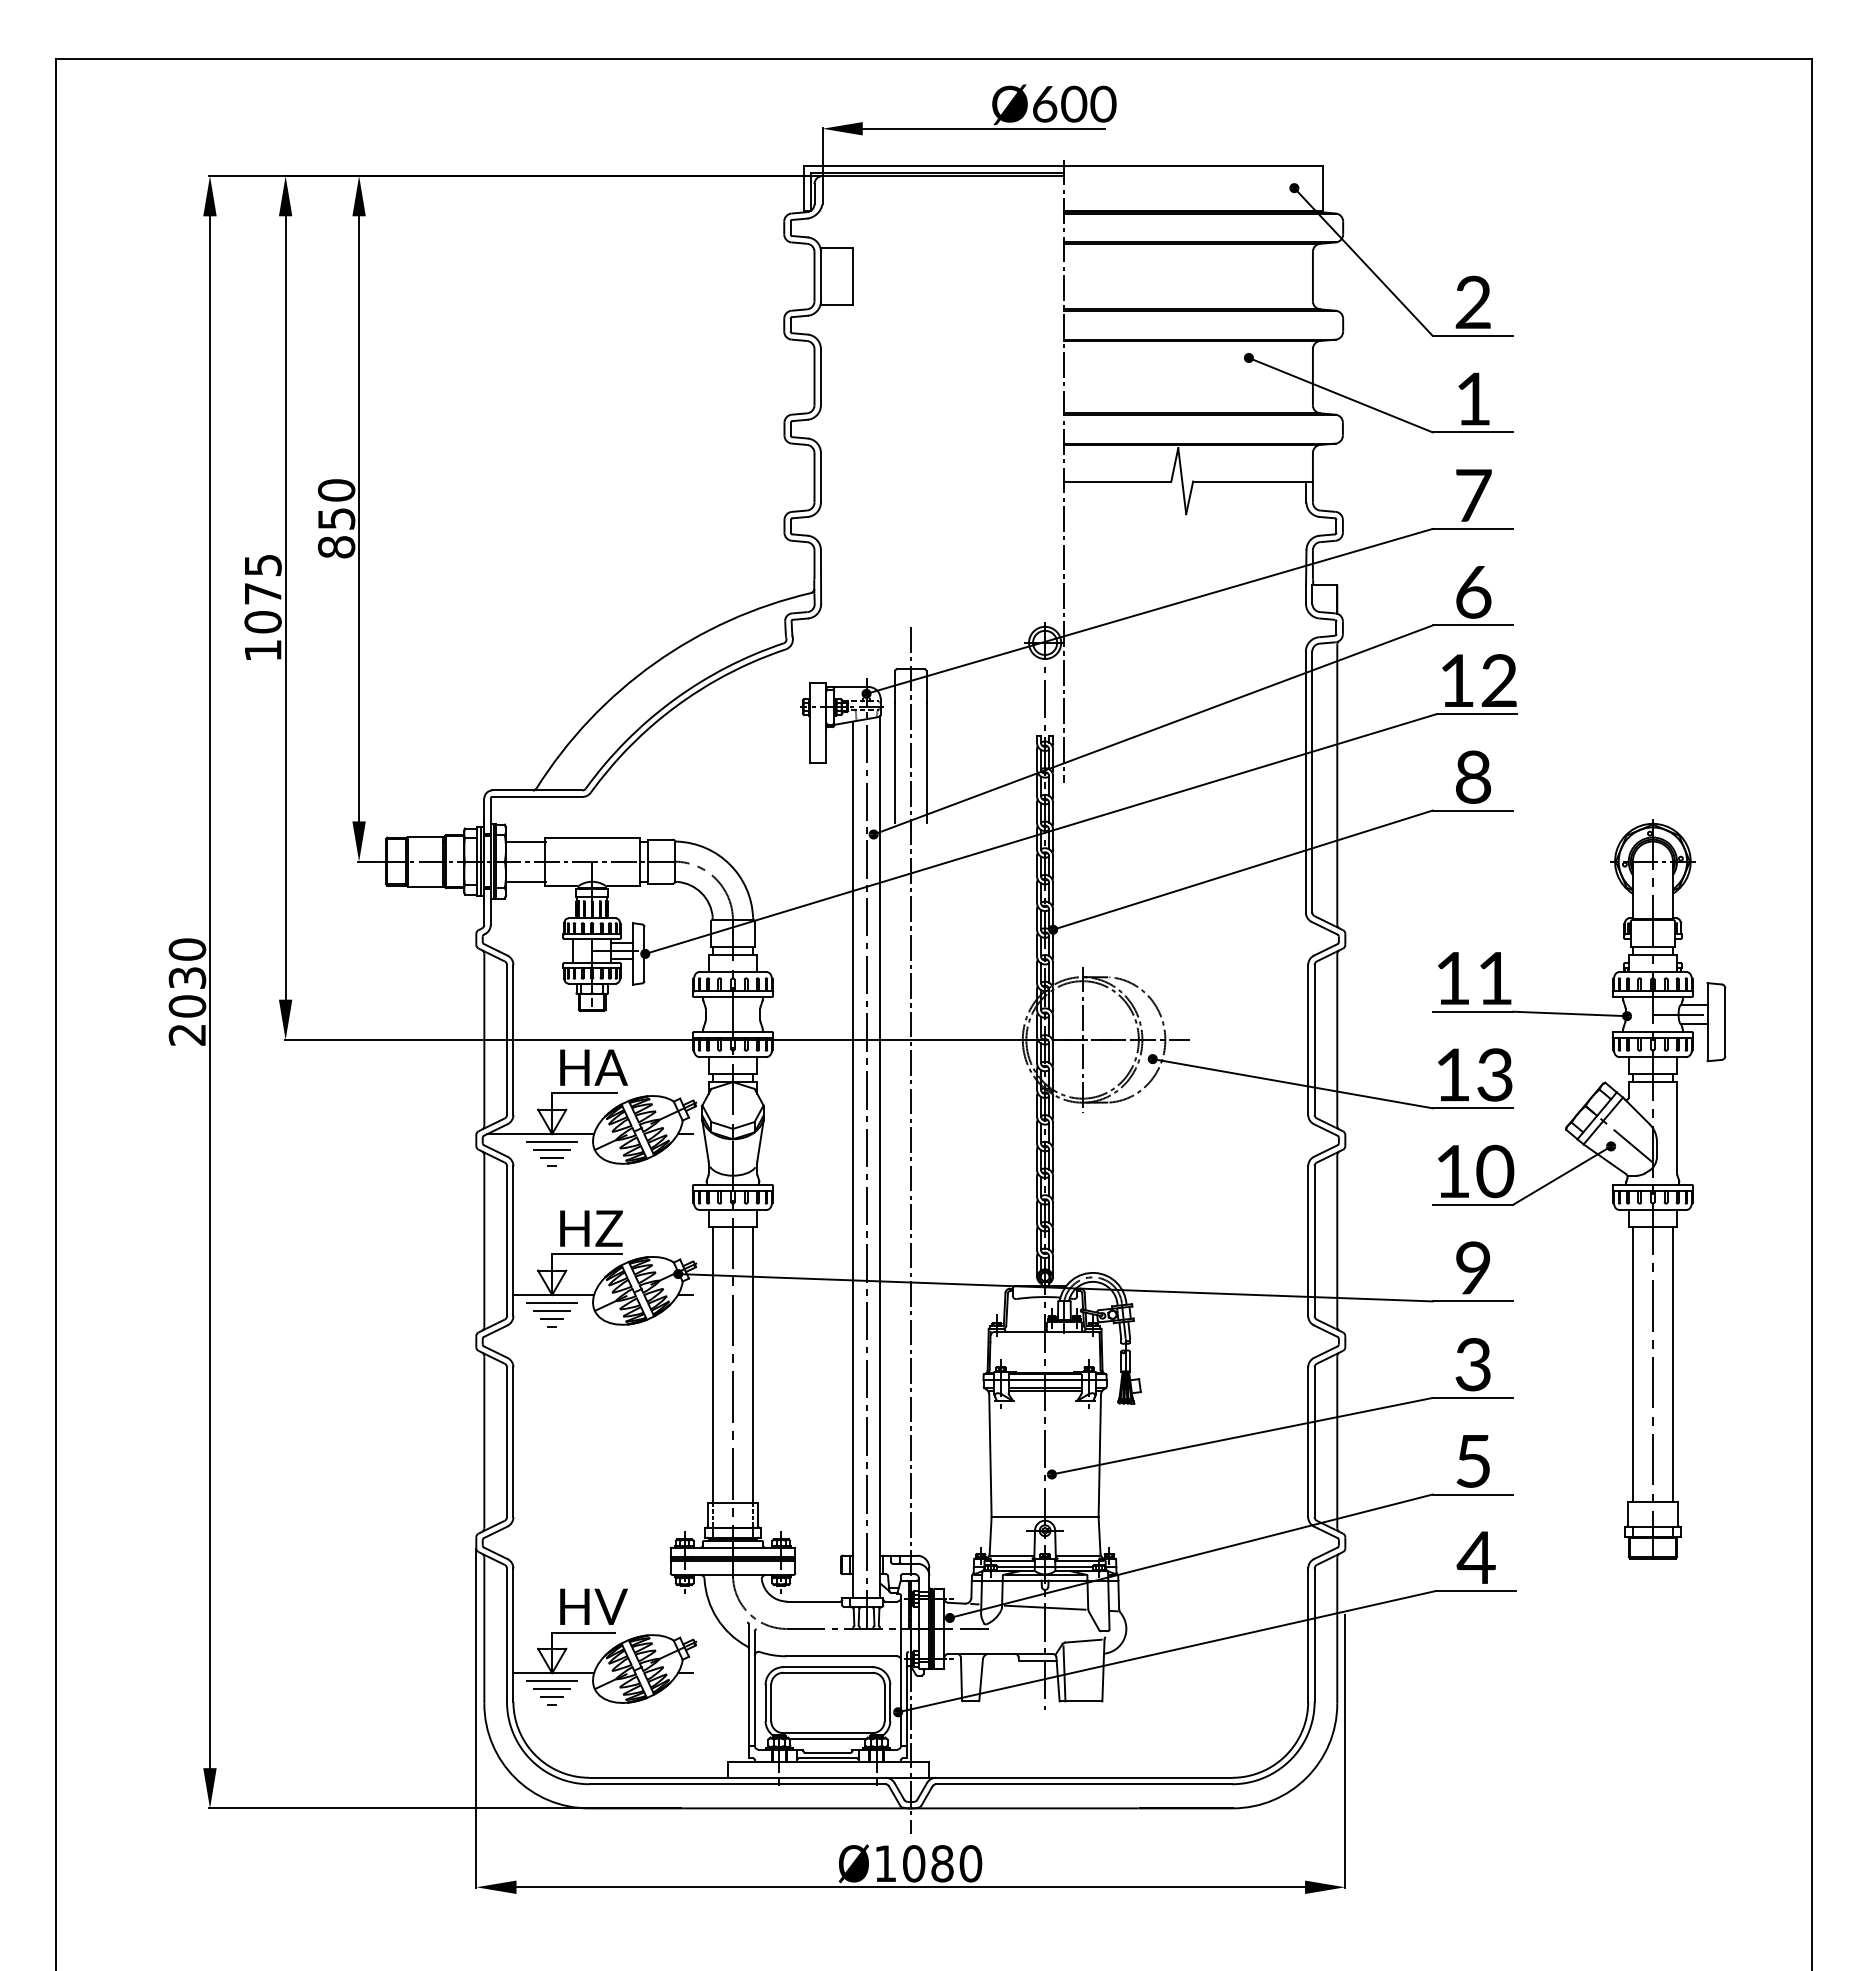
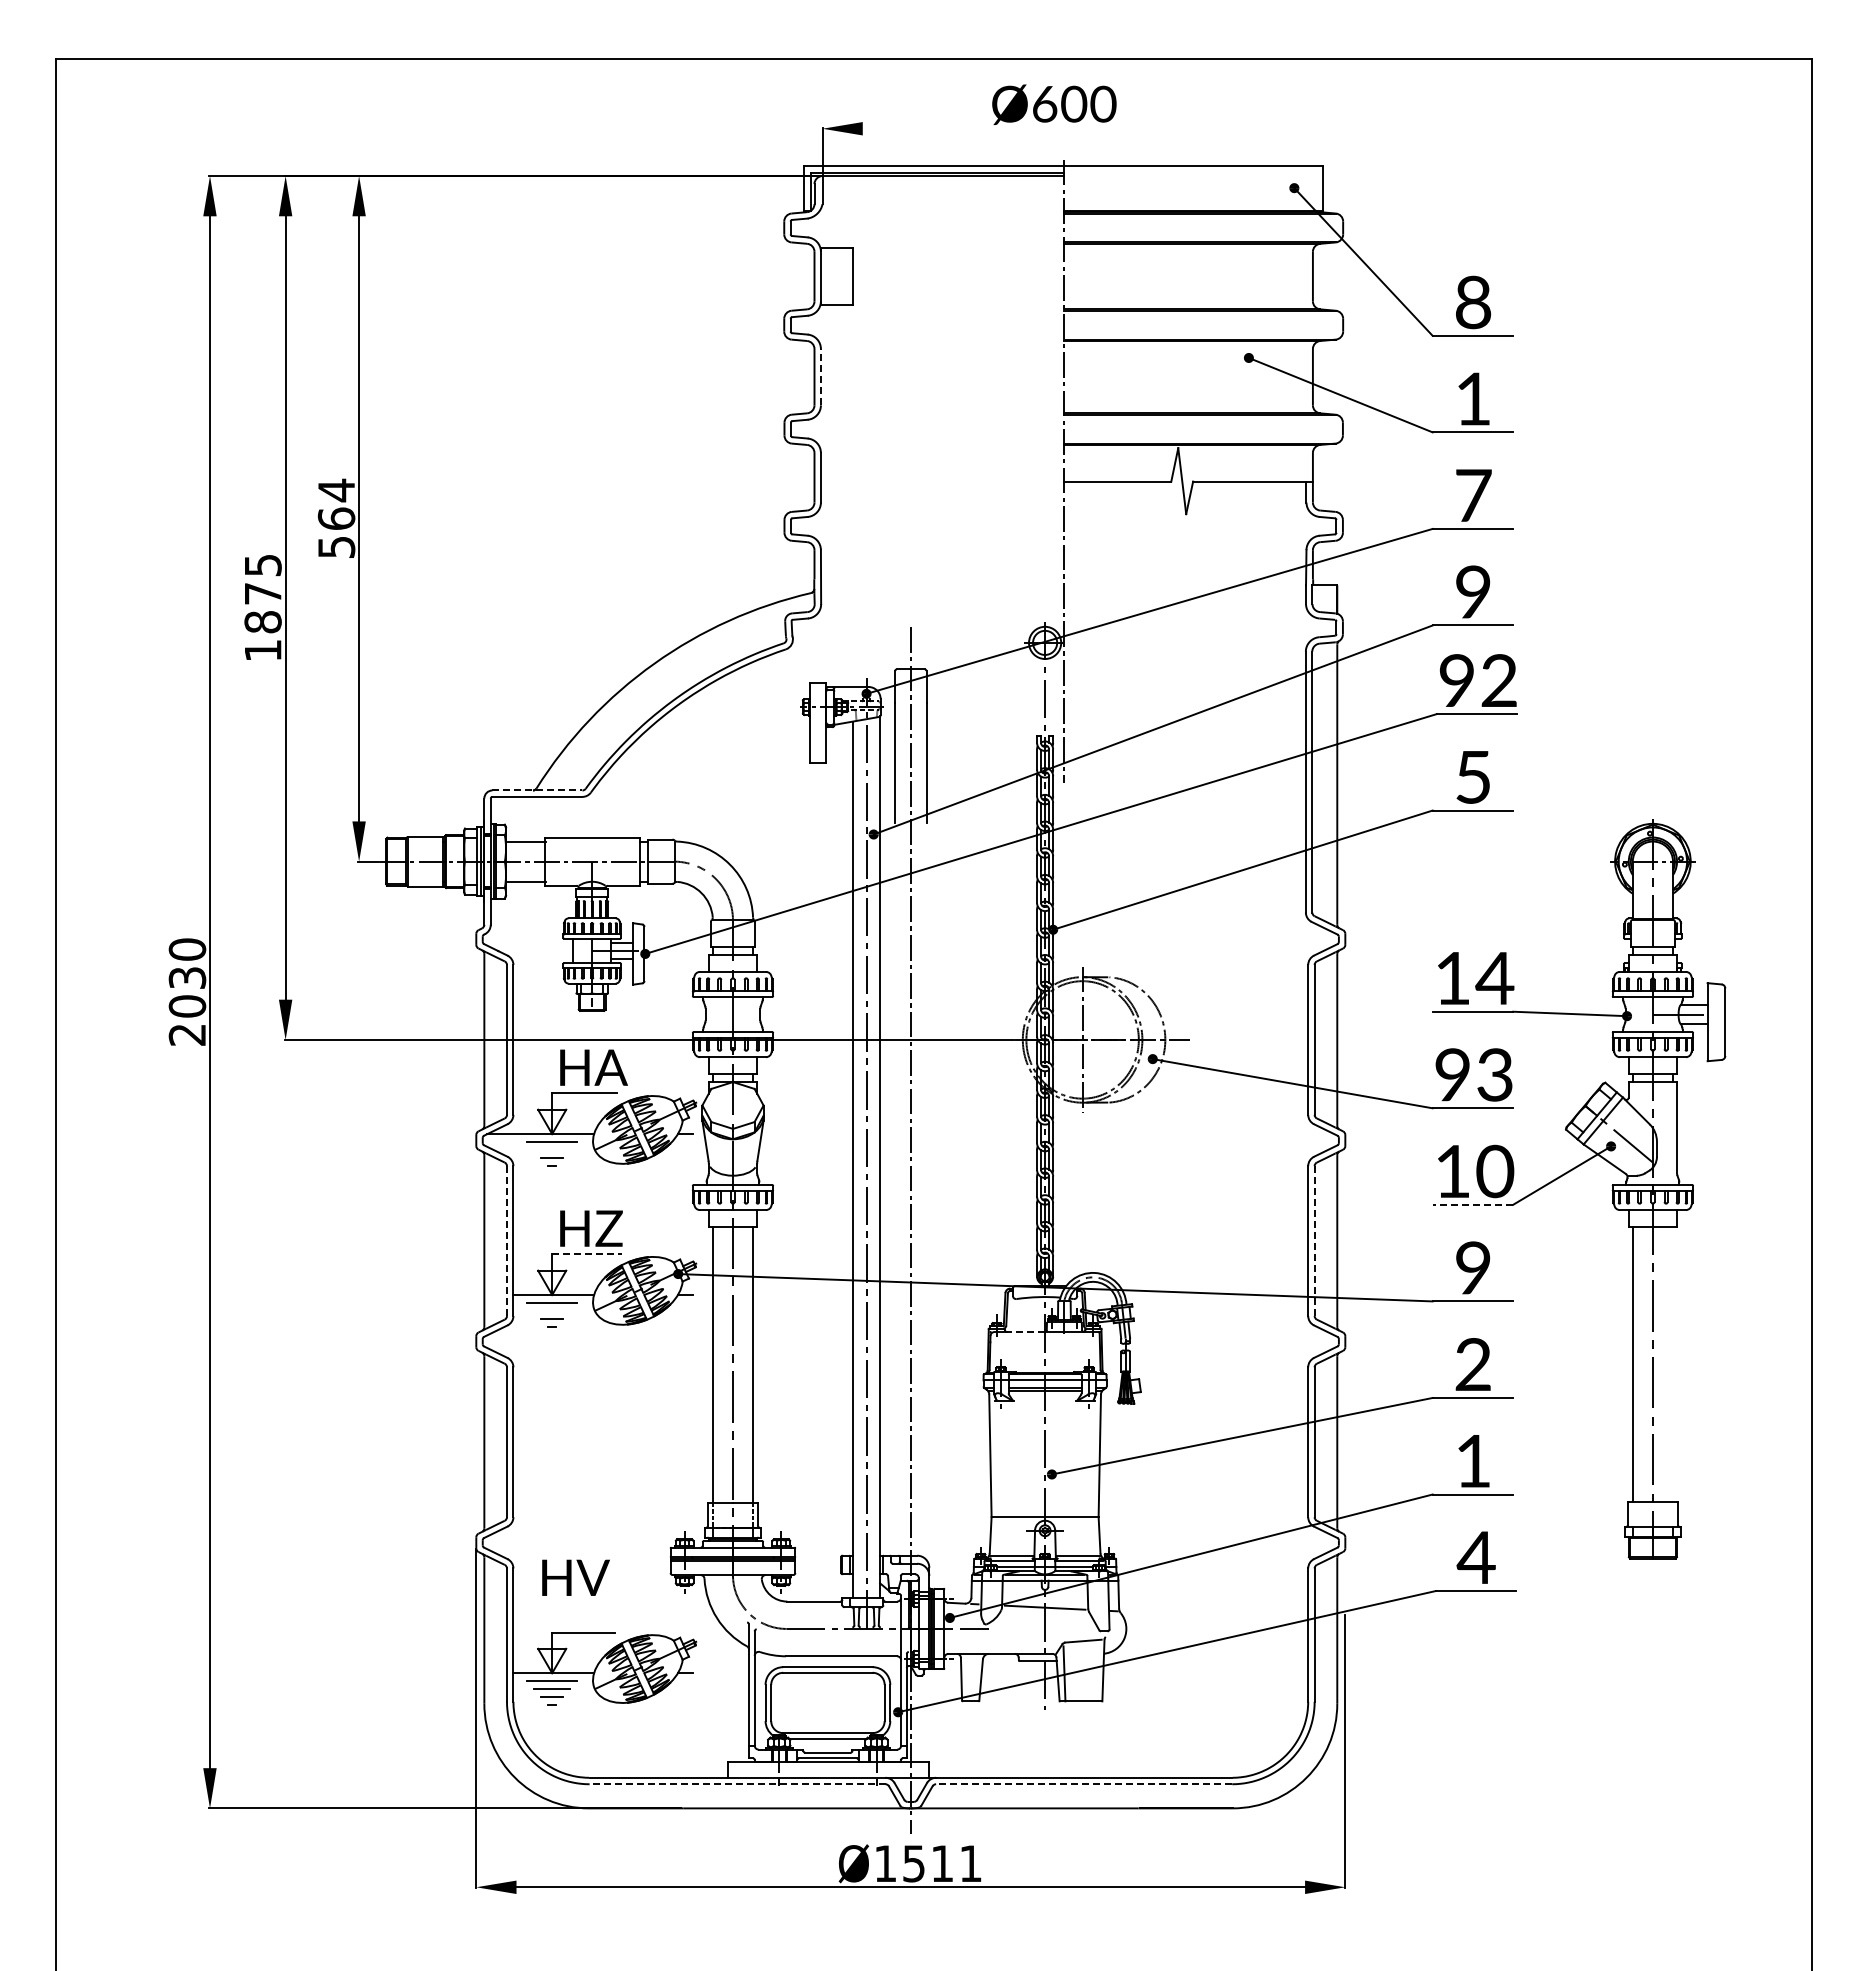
line: present -> none (983, 128)
text: 2 -> 8 (1473, 302)
line: solid -> dashed (820, 376)
text: 850 -> 564 (336, 518)
text: 6 -> 9 (1473, 591)
text: 1075 -> 1875 (262, 622)
text: 12 -> 92 (1456, 680)
text: 8 -> 5 (1473, 776)
line: solid -> dashed (537, 790)
text: 11 -> 14 (1494, 978)
text: 13 -> 93 (1452, 1074)
line: present -> none (552, 1150)
line: solid -> dashed (1472, 1204)
line: solid -> dashed (507, 1241)
line: solid -> dashed (1314, 1241)
line: solid -> dashed (587, 1254)
line: present -> none (552, 1311)
line: solid -> dashed (1025, 1332)
line: present -> none (1673, 1364)
text: 3 -> 2 (1472, 1365)
text: 5 -> 1 (1472, 1461)
text position: (593, 1606) -> (575, 1577) (575, 1577)
line: solid -> dashed (737, 1784)
line: solid -> dashed (1084, 1784)
text: Ø1080 -> Ø1511 (942, 1863)
